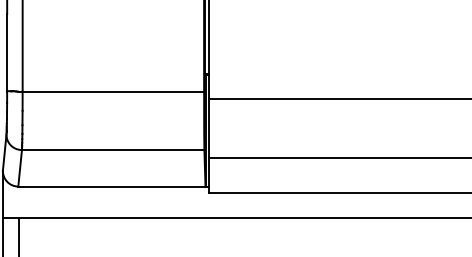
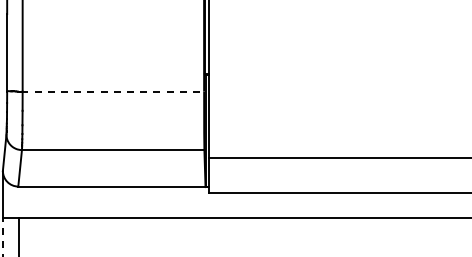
line: solid -> dashed (113, 91)
line: present -> none (338, 99)
line: solid -> dashed (3, 236)
